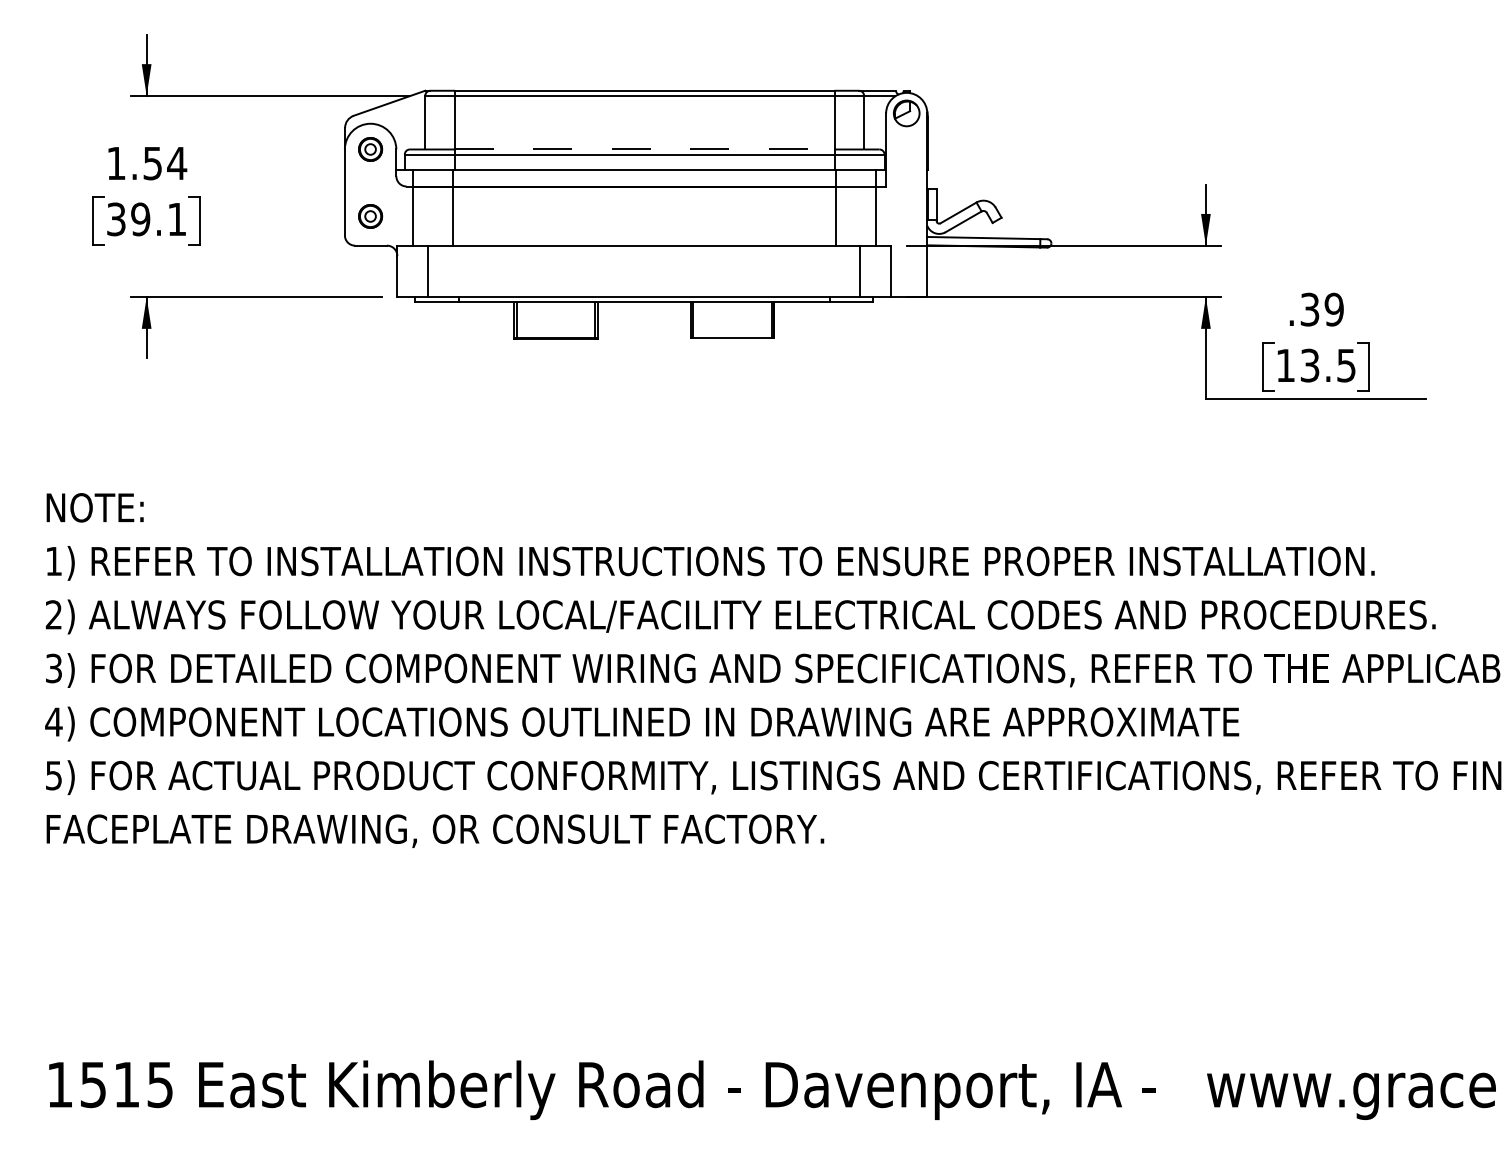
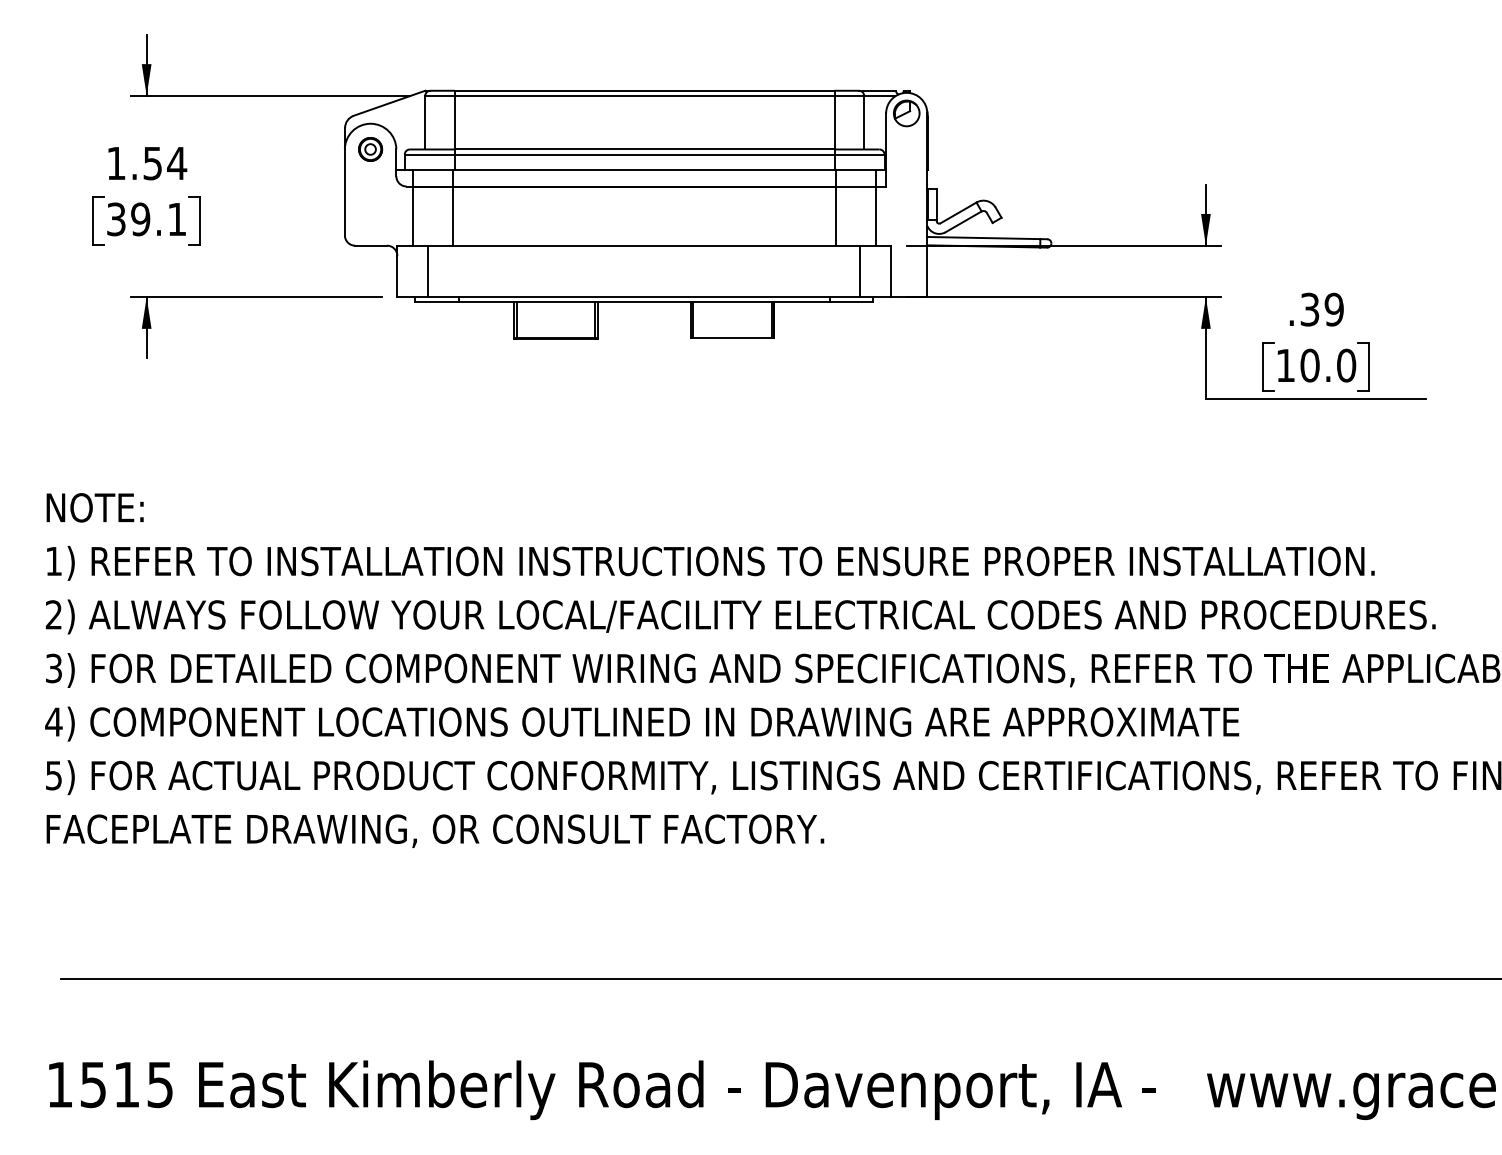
line: dashed -> solid (644, 149)
part: present -> none (370, 216)
text: 13.5 -> 10.0 (1328, 365)
line: none -> present (779, 978)
